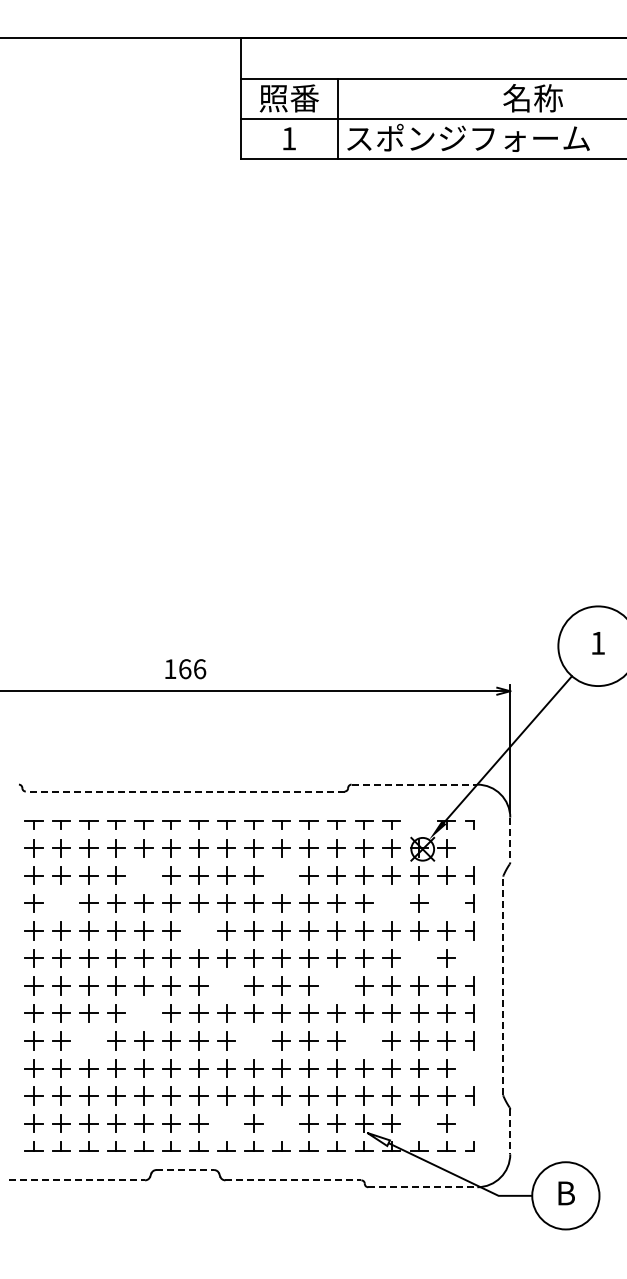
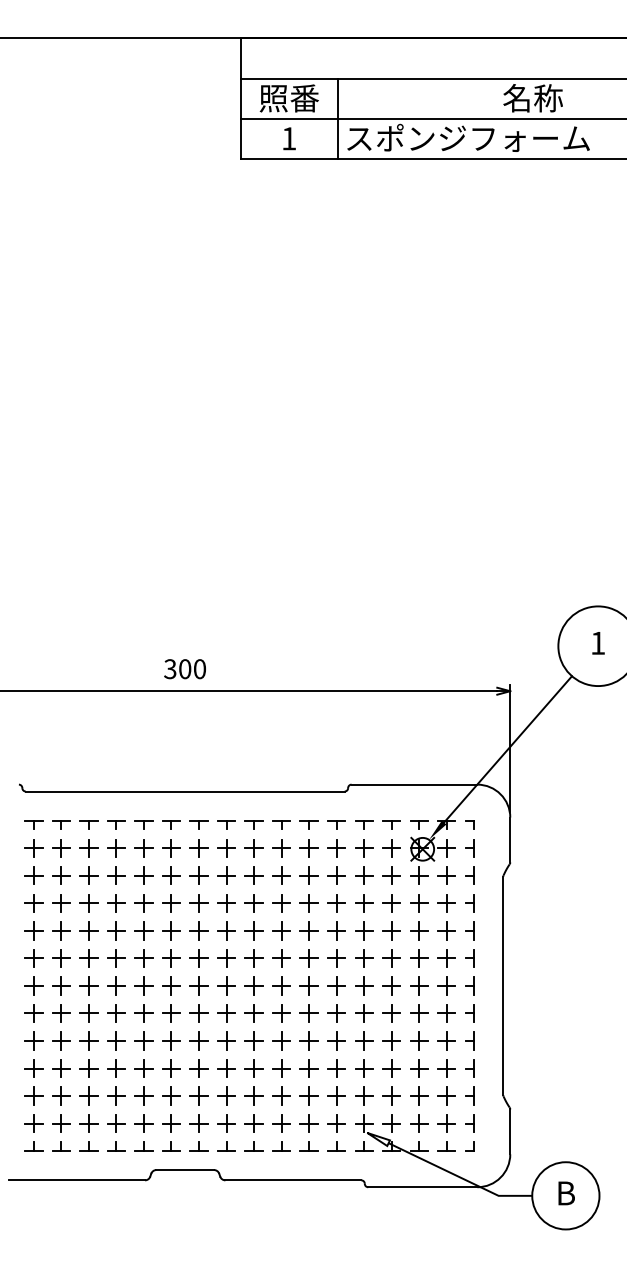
text: 166 -> 300 (185, 669)
line: dashed -> solid (414, 784)
line: dashed -> solid (184, 791)
part: none -> present (419, 824)
line: dashed -> solid (510, 840)
part: none -> present (469, 848)
part: none -> present (143, 875)
part: none -> present (281, 875)
part: none -> present (61, 903)
part: none -> present (391, 903)
part: none -> present (446, 903)
part: none -> present (198, 930)
part: none -> present (419, 958)
part: none -> present (469, 958)
part: none -> present (226, 985)
part: none -> present (336, 985)
line: dashed -> solid (503, 985)
part: none -> present (143, 1013)
part: none -> present (88, 1040)
part: none -> present (253, 1040)
part: none -> present (364, 1040)
part: none -> present (469, 1068)
part: none -> present (226, 1123)
part: none -> present (281, 1123)
part: none -> present (419, 1123)
part: none -> present (469, 1123)
line: dashed -> solid (510, 1132)
line: dashed -> solid (185, 1170)
line: dashed -> solid (77, 1180)
line: dashed -> solid (293, 1180)
line: dashed -> solid (422, 1187)
